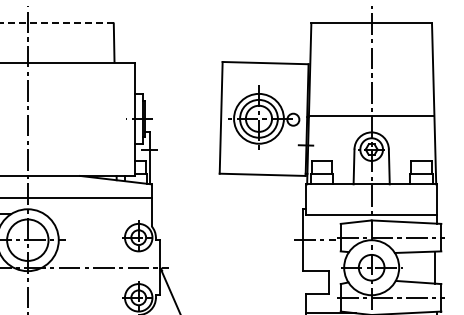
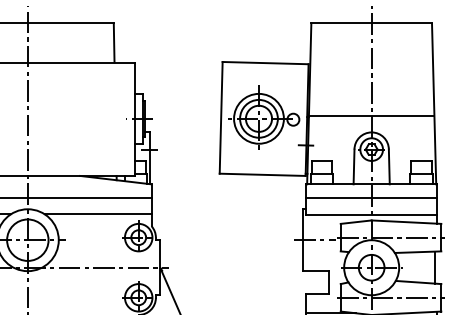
line: dashed -> solid (56, 23)
line: none -> present (371, 198)
line: none -> present (97, 214)
